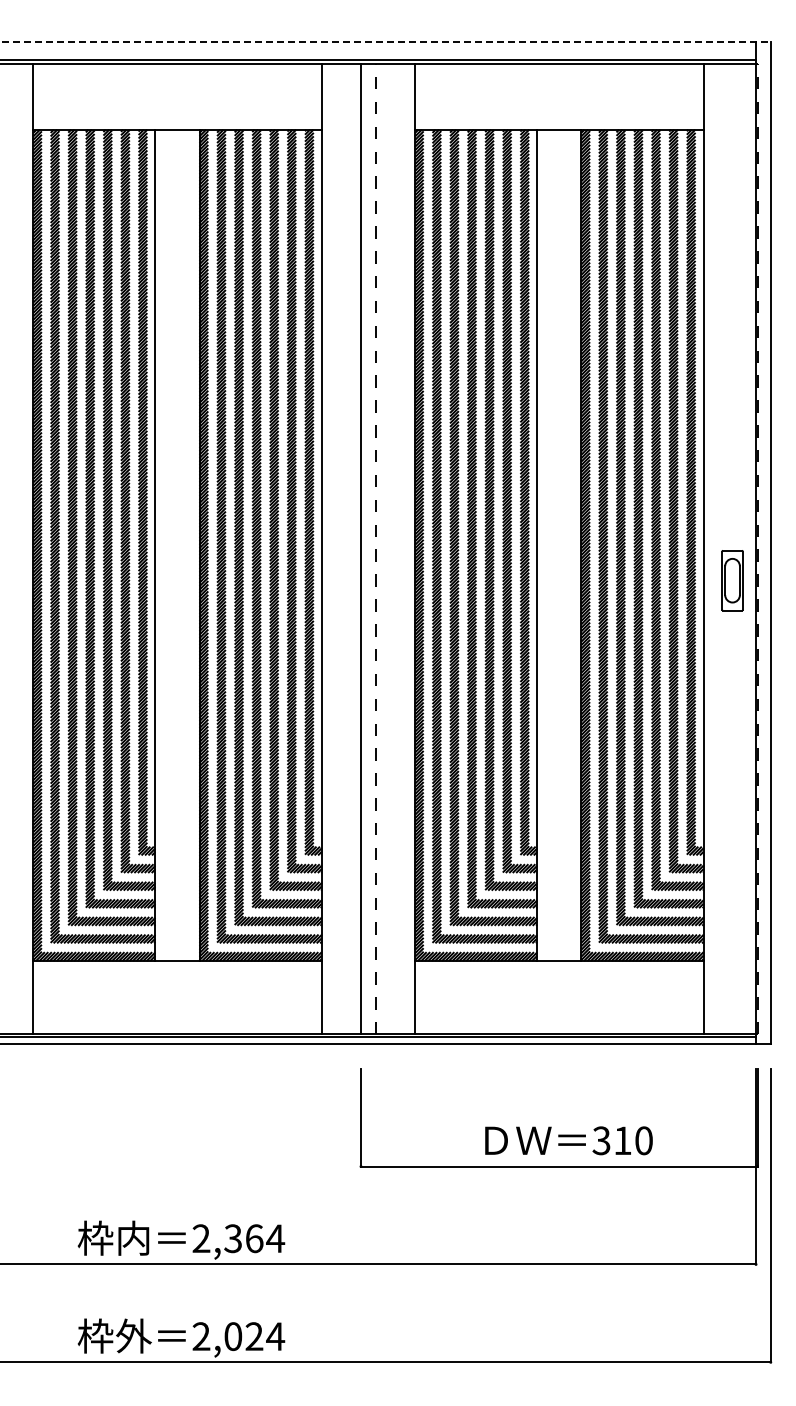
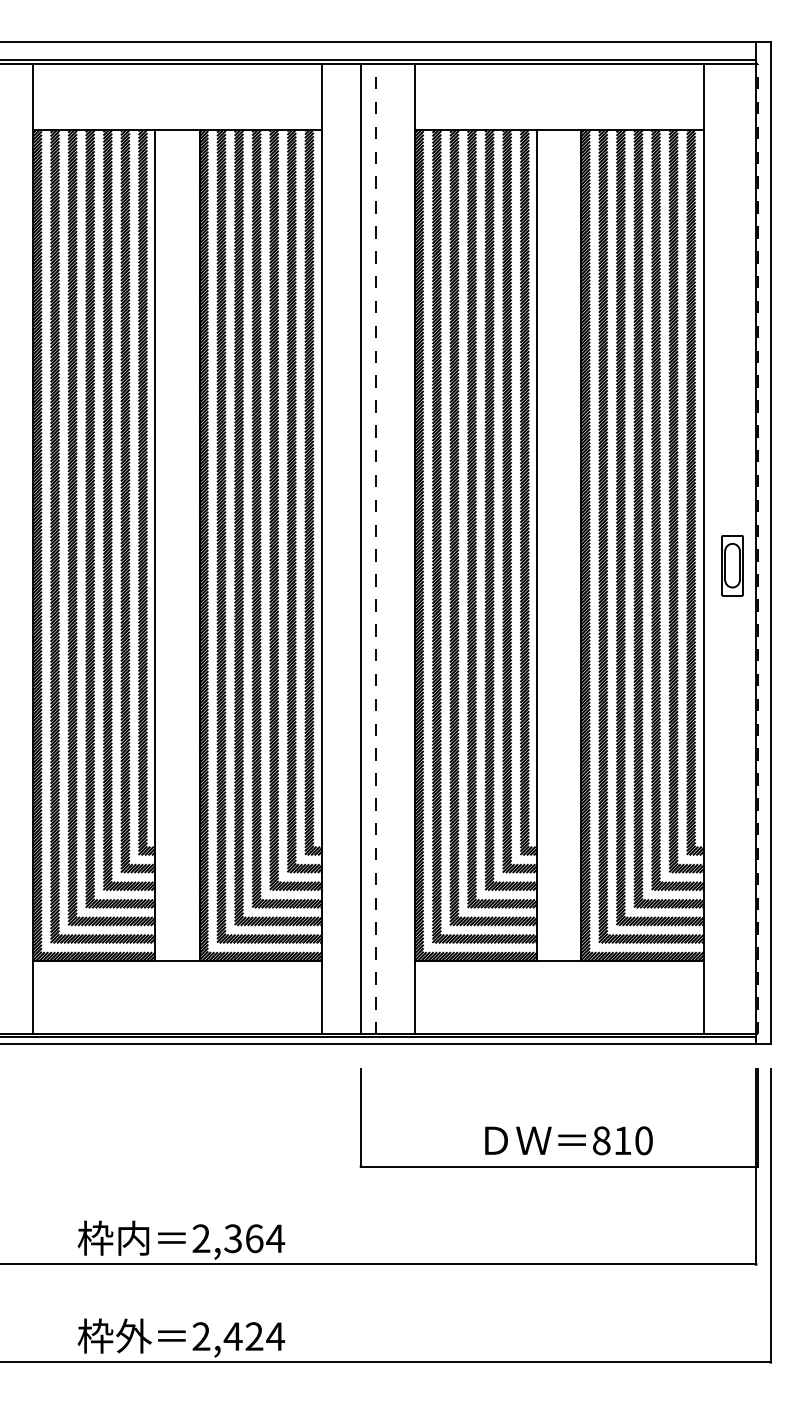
line: dashed -> solid (385, 42)
part position: (732, 580) -> (732, 565) (732, 565)
text: 310 -> 810 (601, 1140)
text: 2,024 -> 2,424 (232, 1336)
